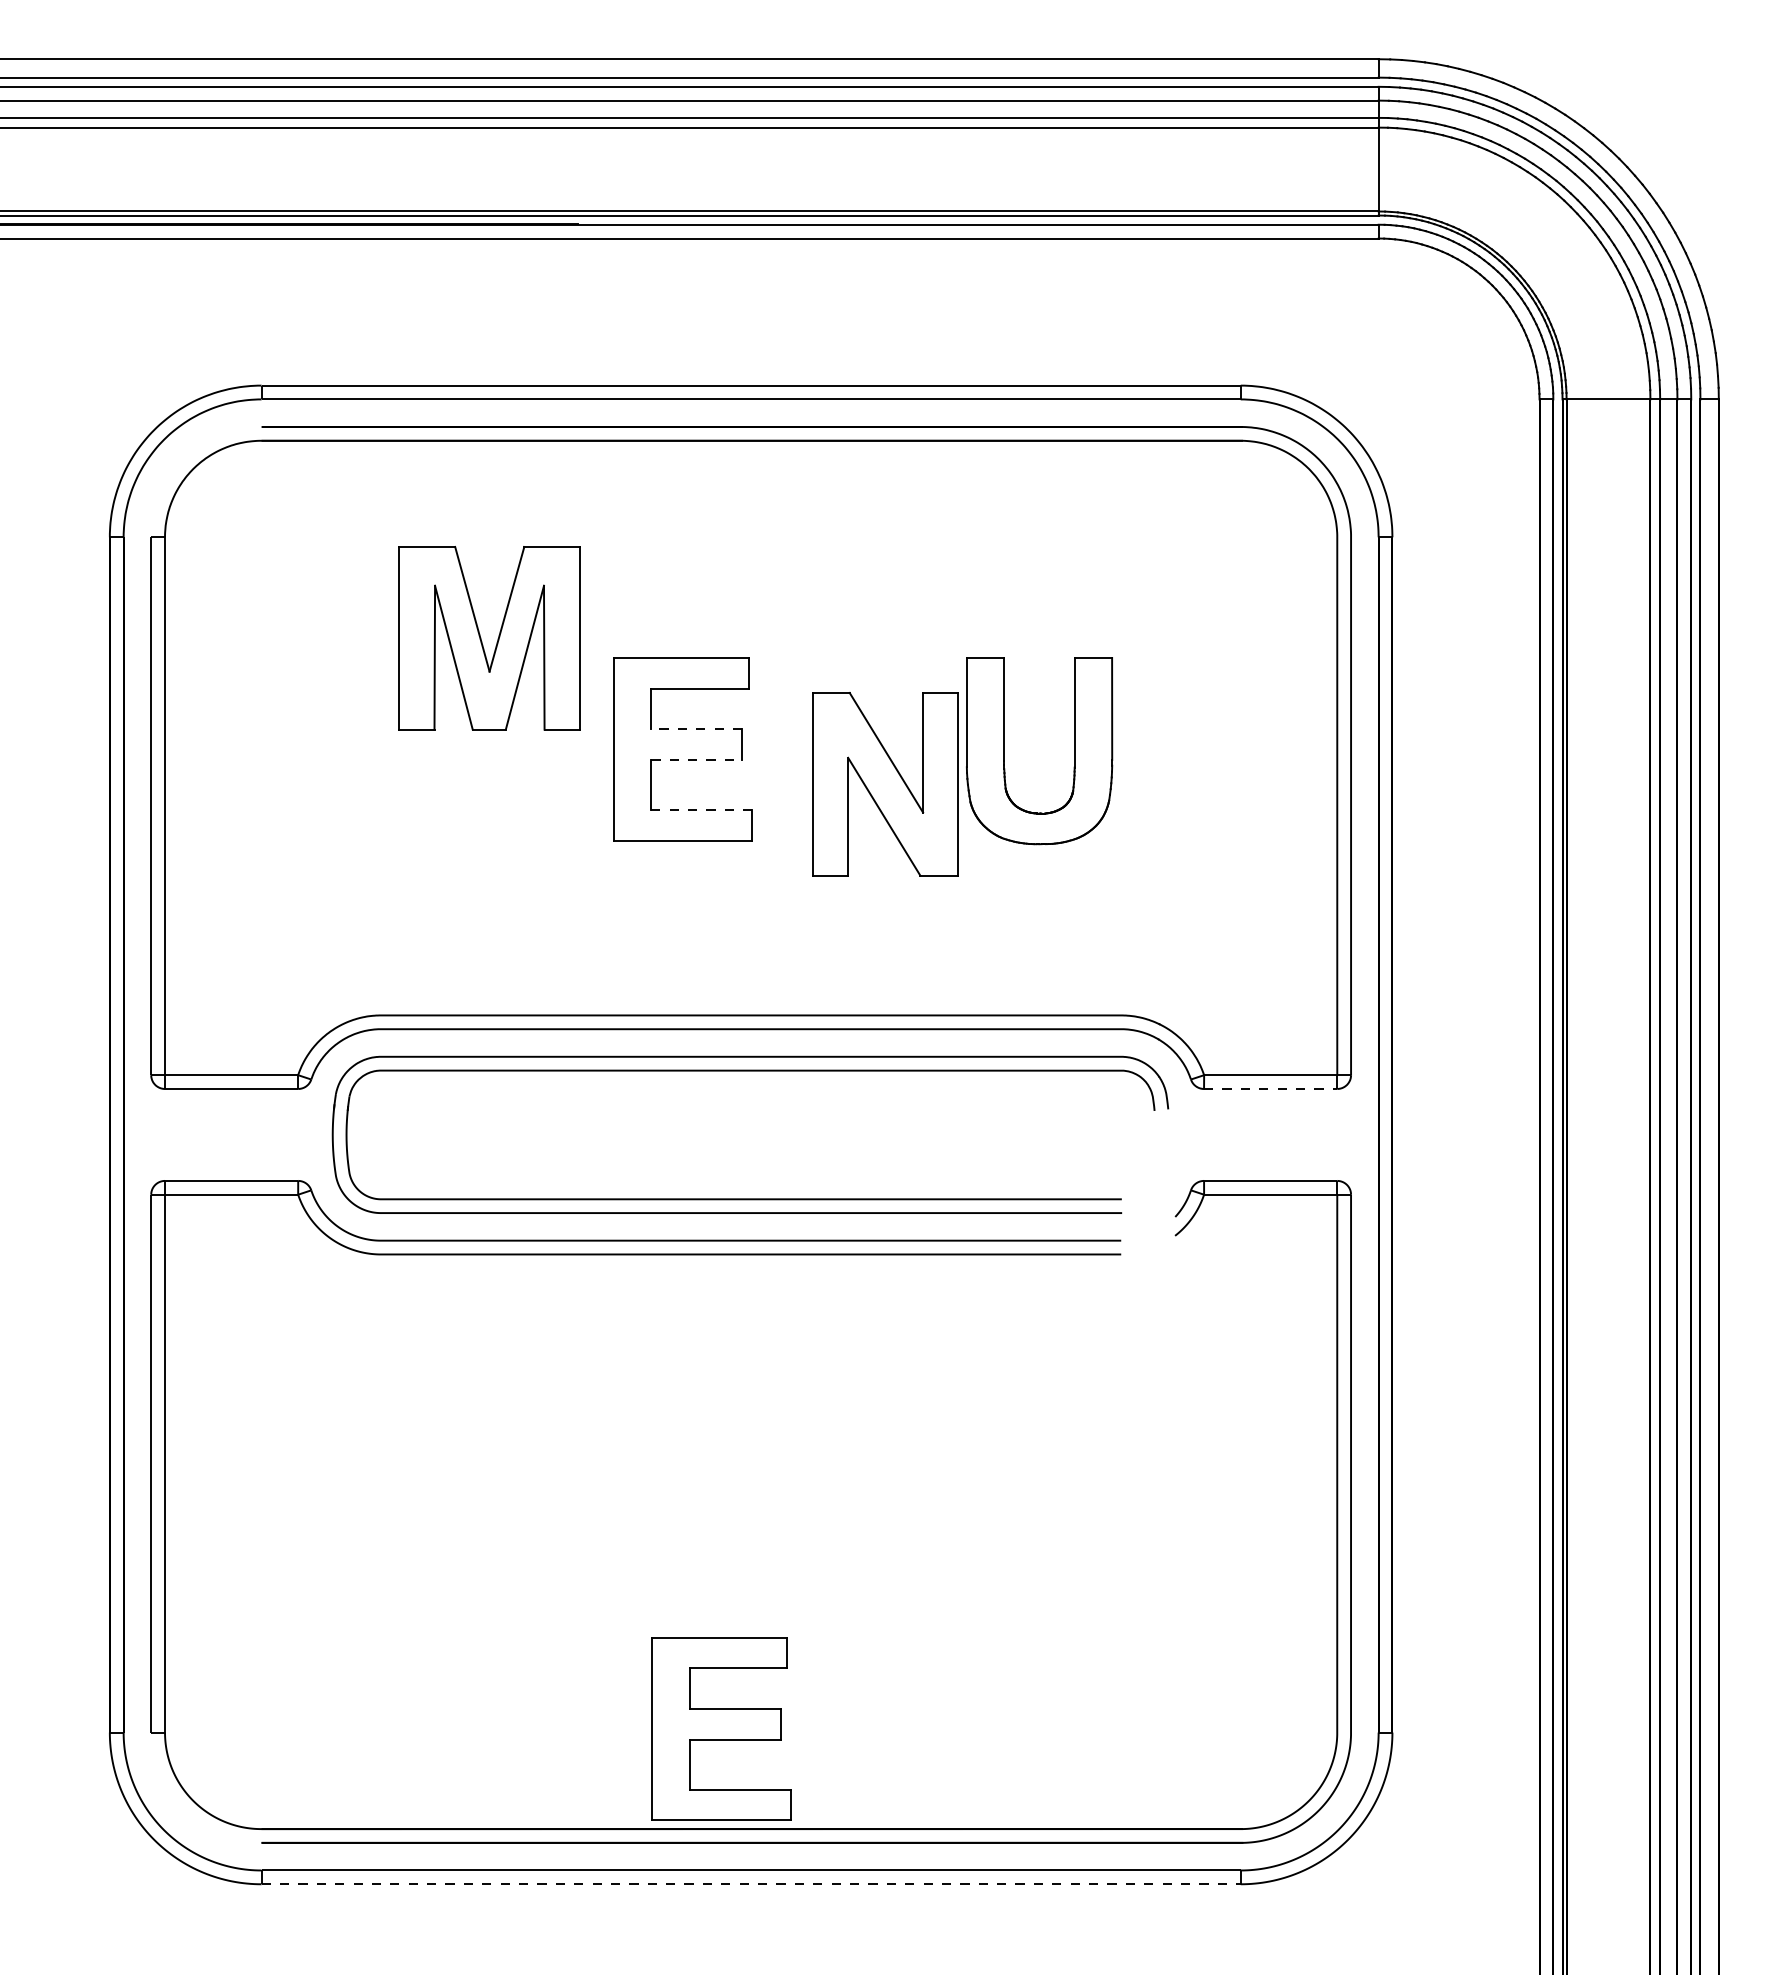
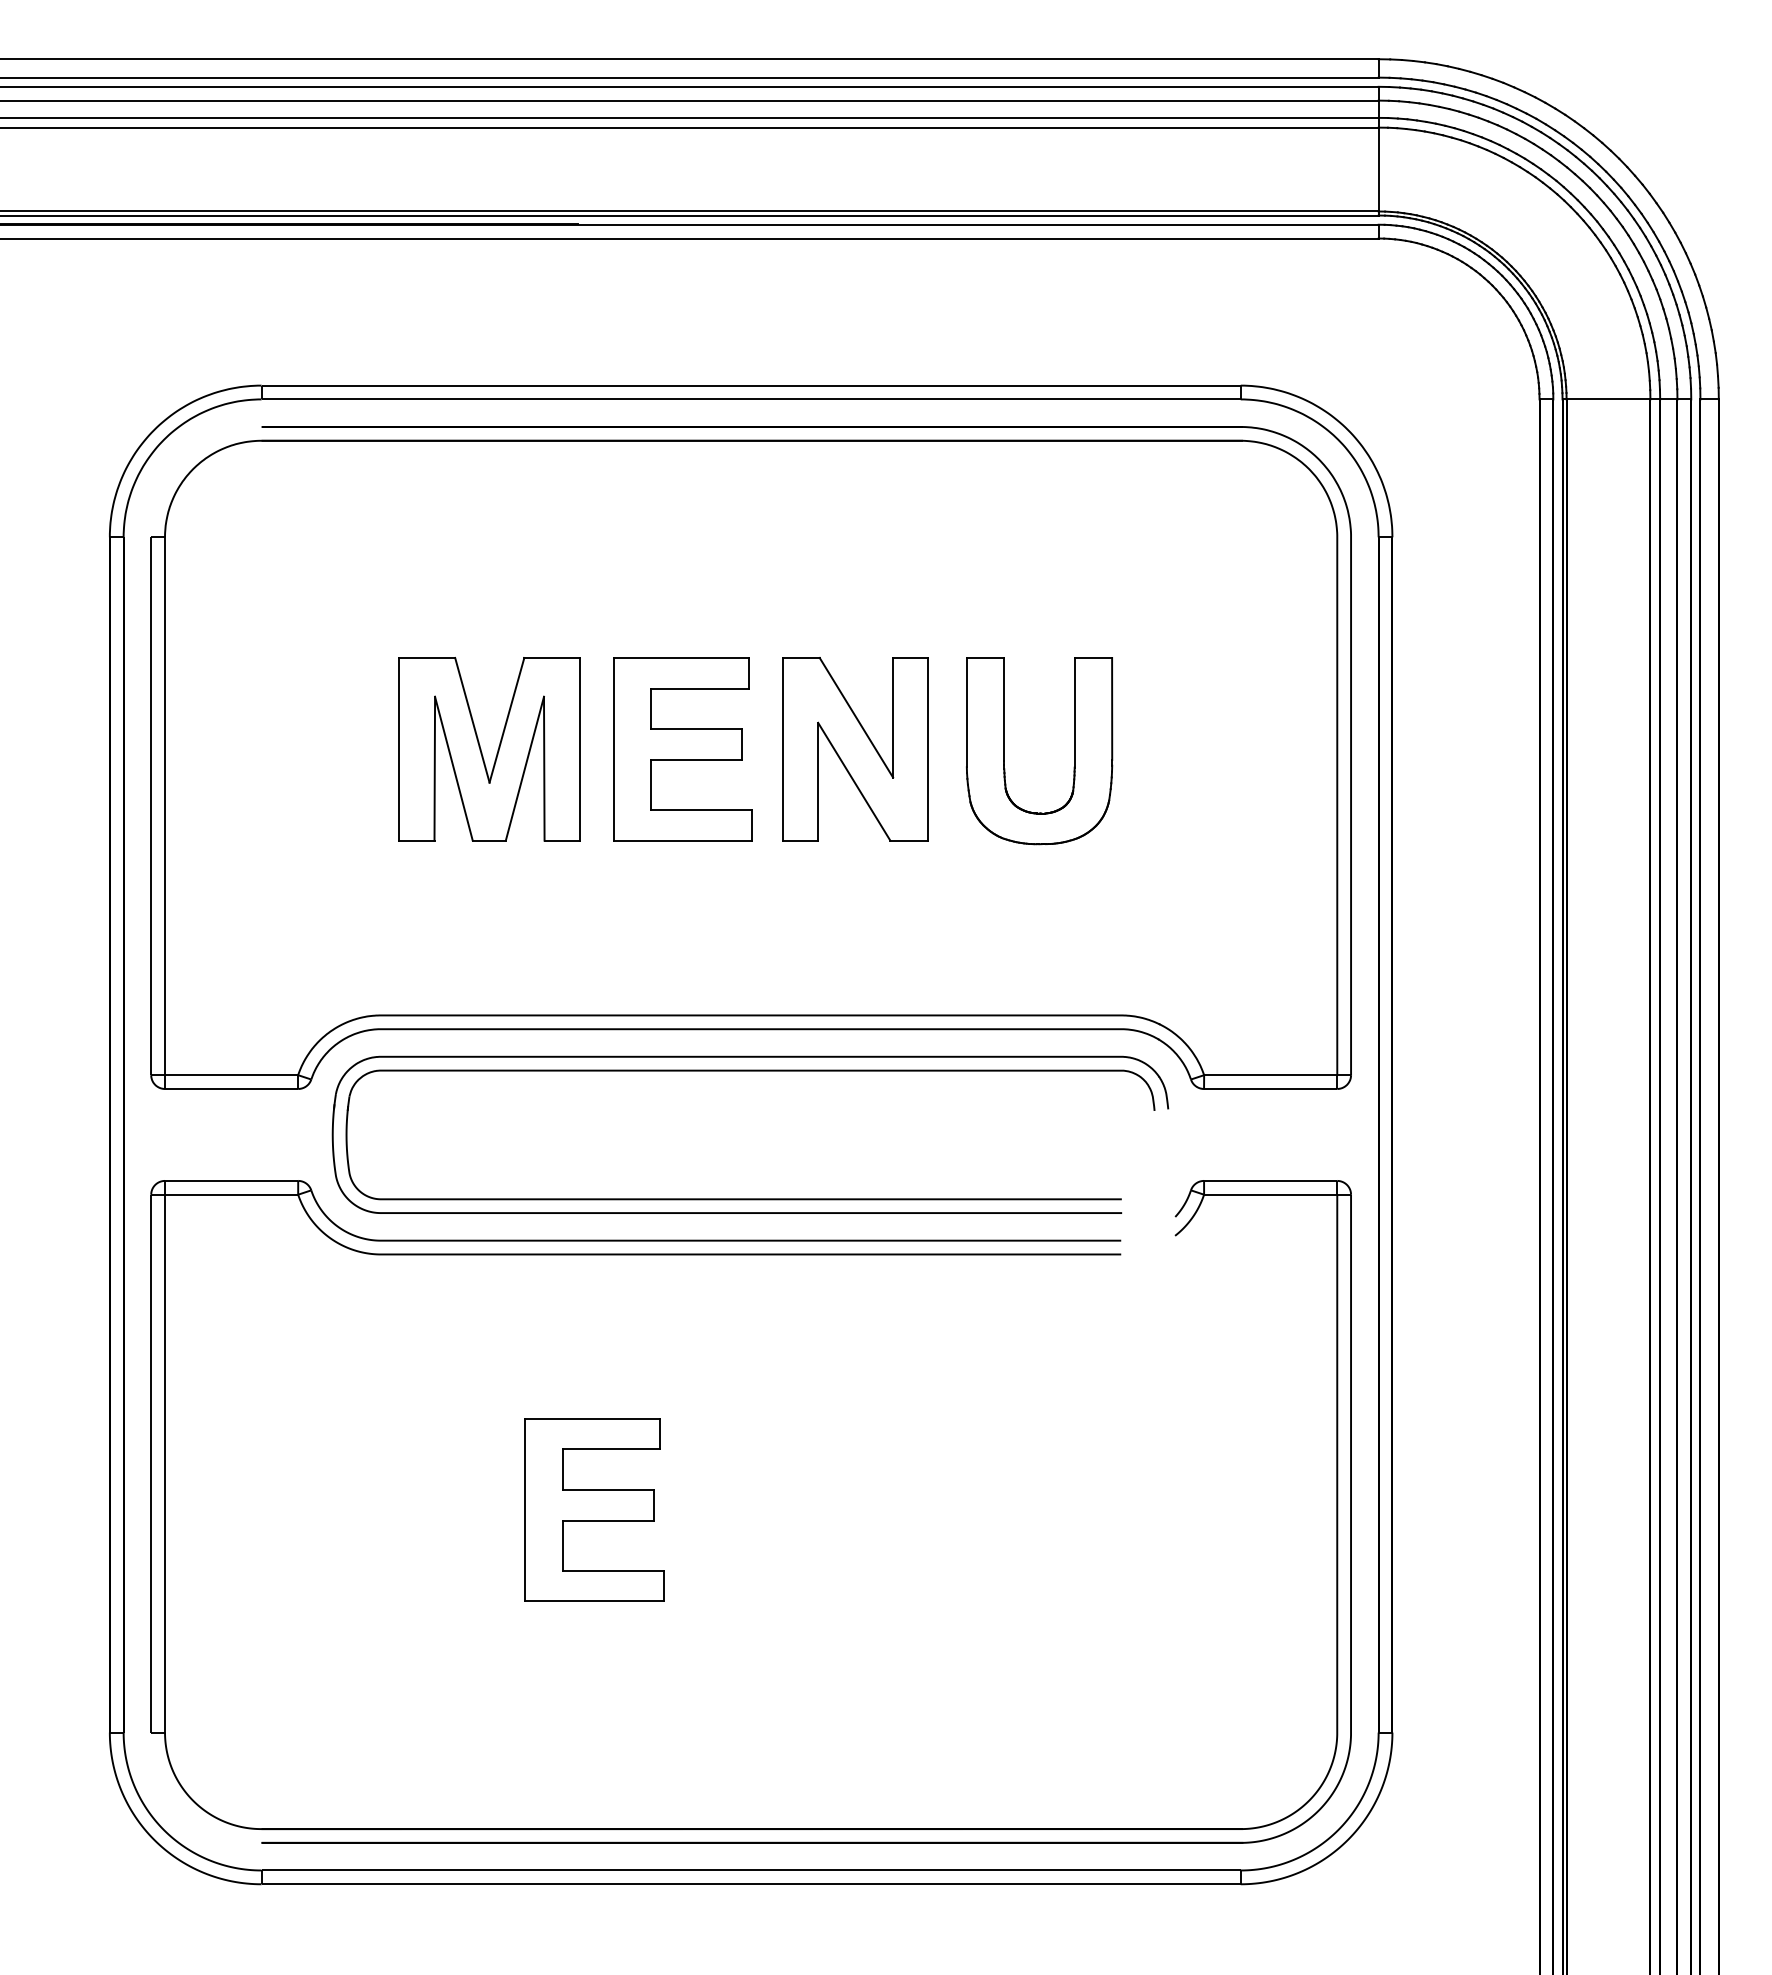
part position: (482, 641) -> (482, 752) (482, 752)
line: dashed -> solid (696, 729)
line: dashed -> solid (697, 760)
part position: (885, 784) -> (855, 749) (855, 749)
line: dashed -> solid (701, 810)
line: dashed -> solid (1270, 1088)
part position: (721, 1728) -> (594, 1509) (594, 1509)
line: dashed -> solid (751, 1884)
